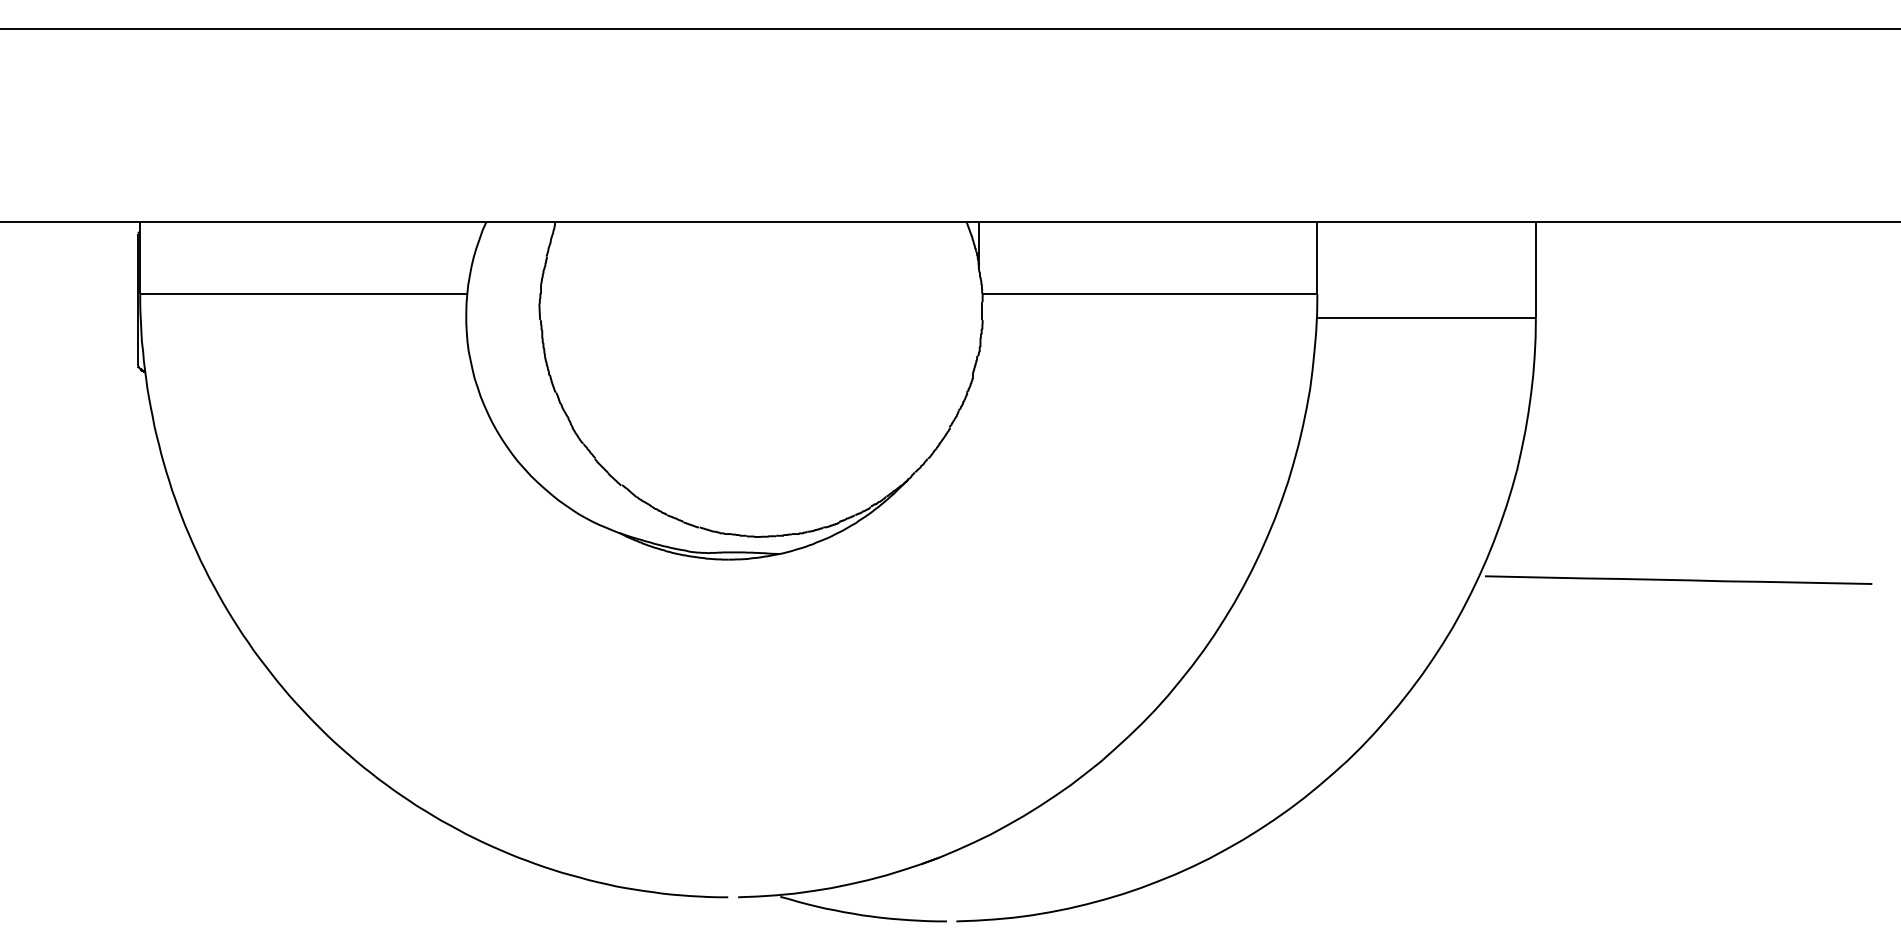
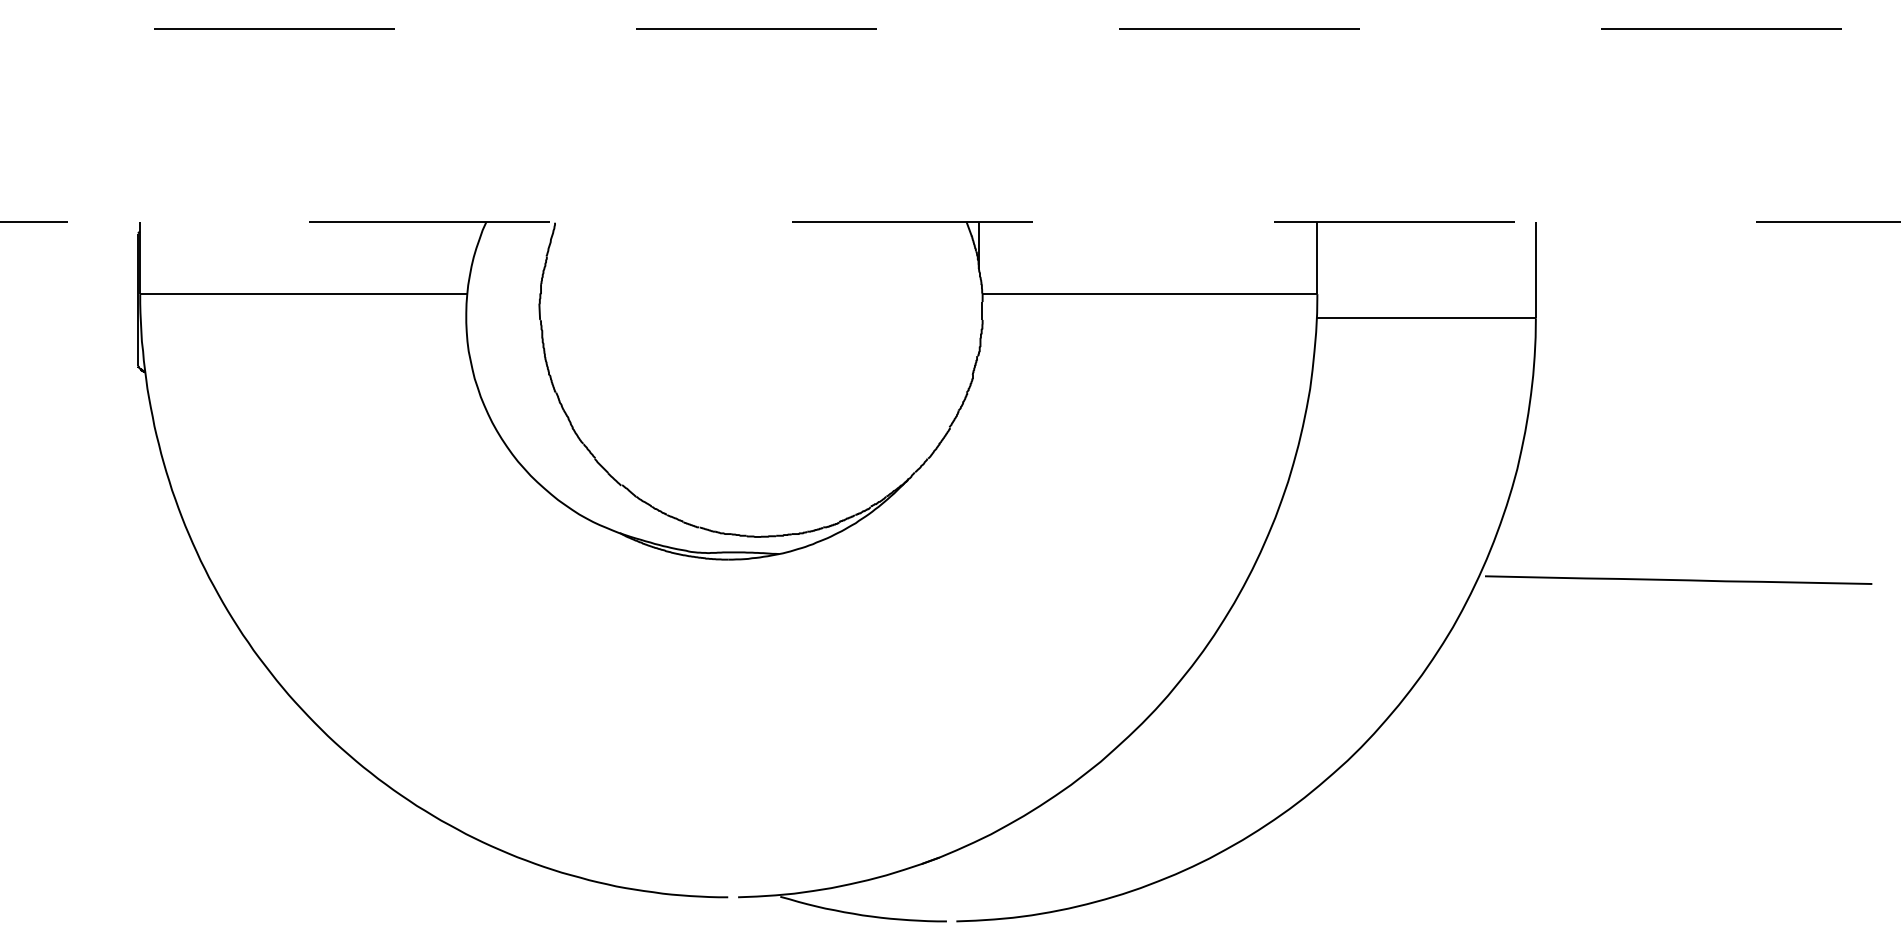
line: solid -> dashed (951, 28)
line: solid -> dashed (950, 221)
